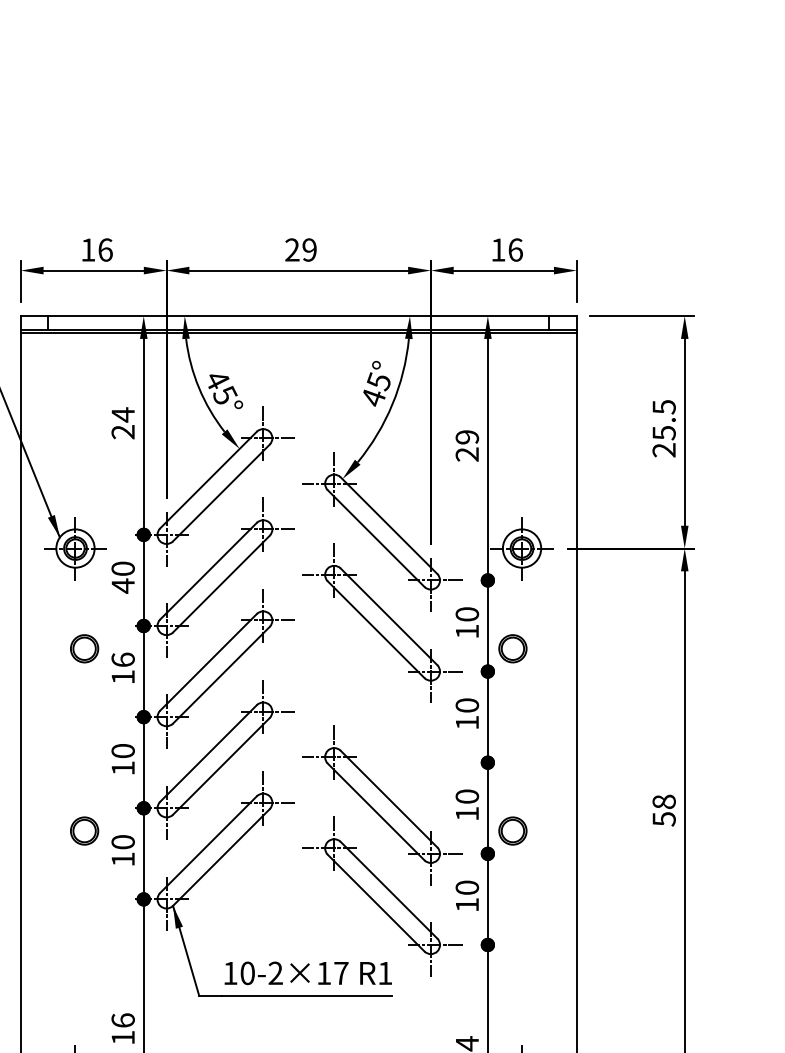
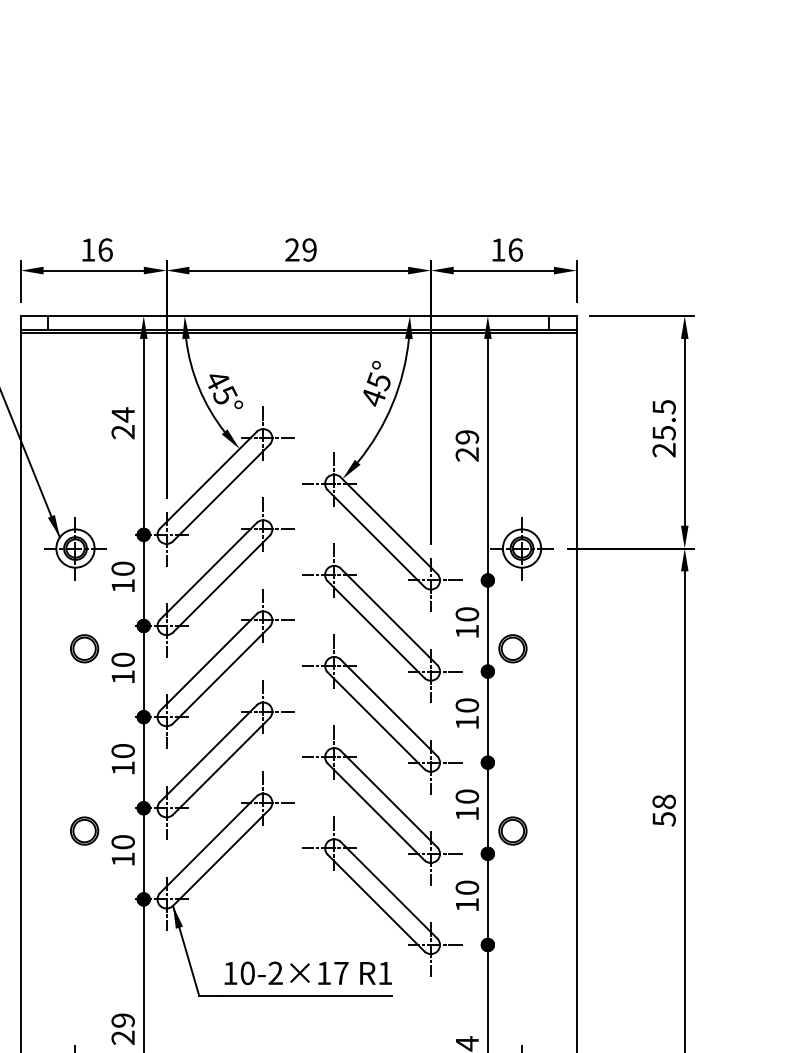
text: 40 -> 10 (122, 585)
text: 16 -> 10 (122, 659)
part: none -> present (382, 714)
text: 16 -> 29 (122, 1028)
